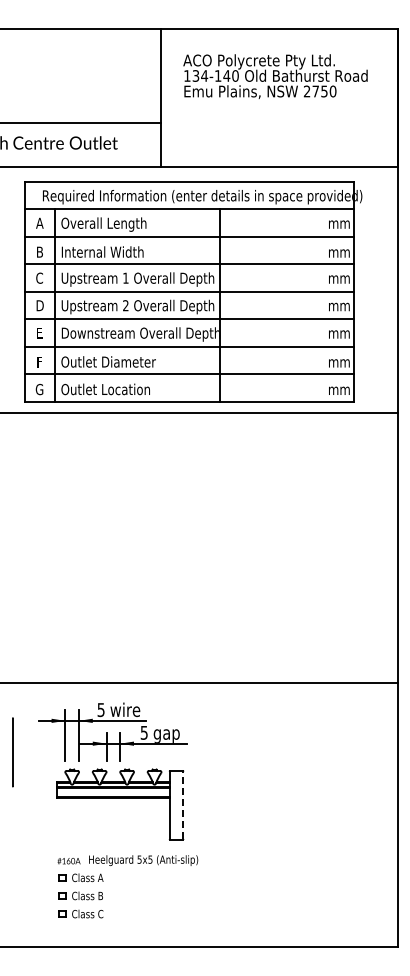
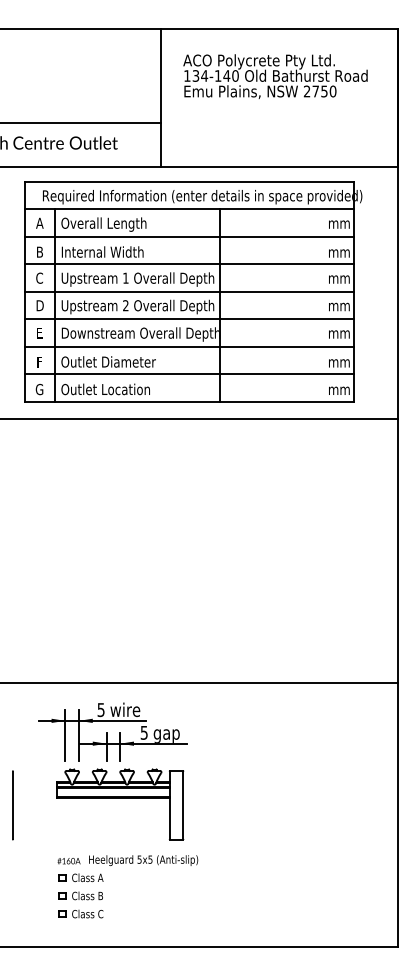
line position: (199, 413) -> (199, 419) (199, 419)
line position: (12, 752) -> (12, 805) (12, 805)
line: dashed -> solid (183, 805)
